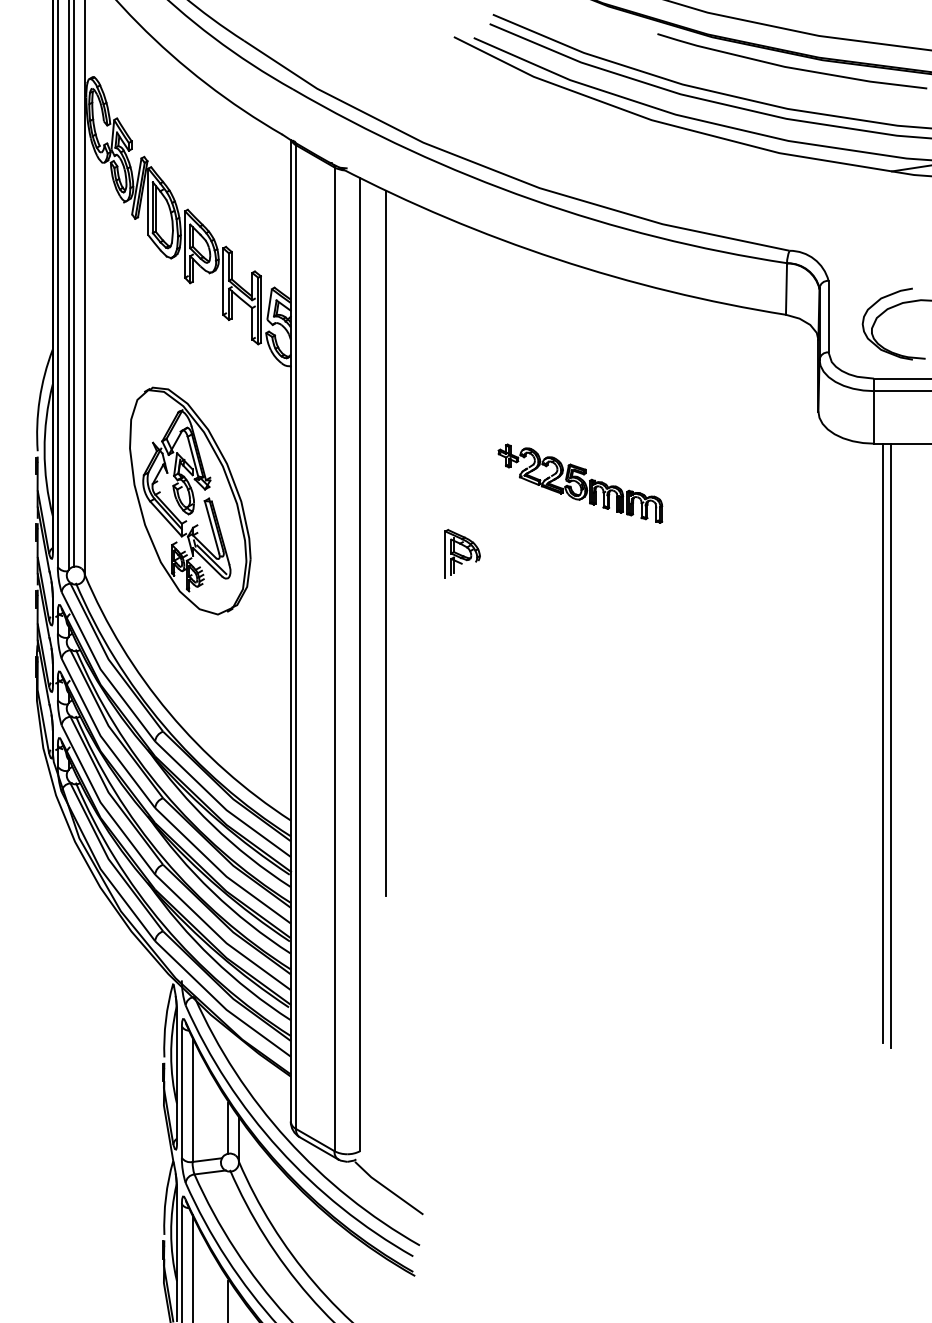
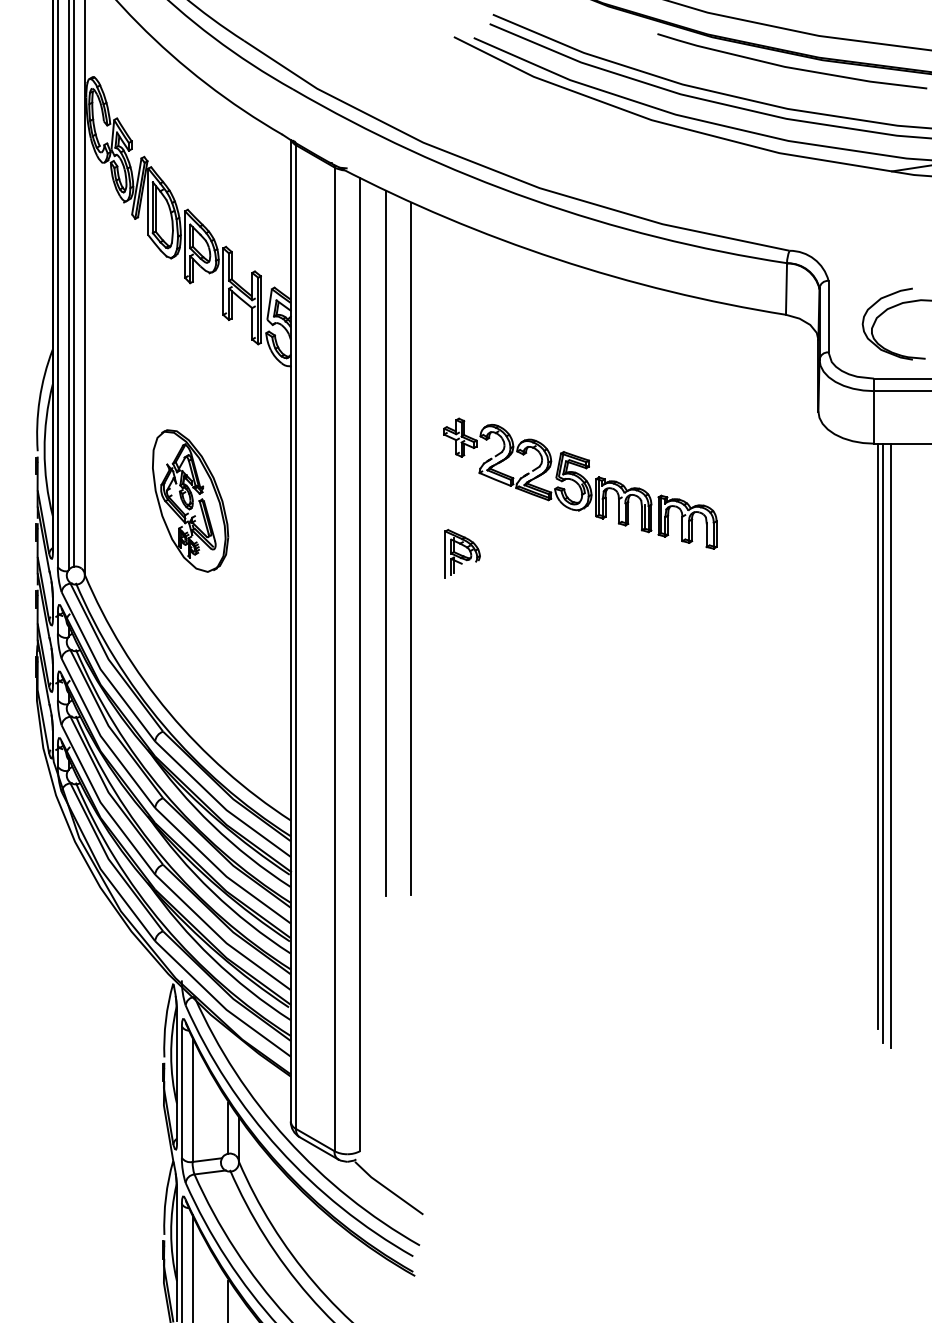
part size: 167x81 px -> 275x133 px (580, 483)
part size: 123x230 px -> 78x144 px (190, 500)
line: none -> present (411, 549)
line: none -> present (877, 735)
